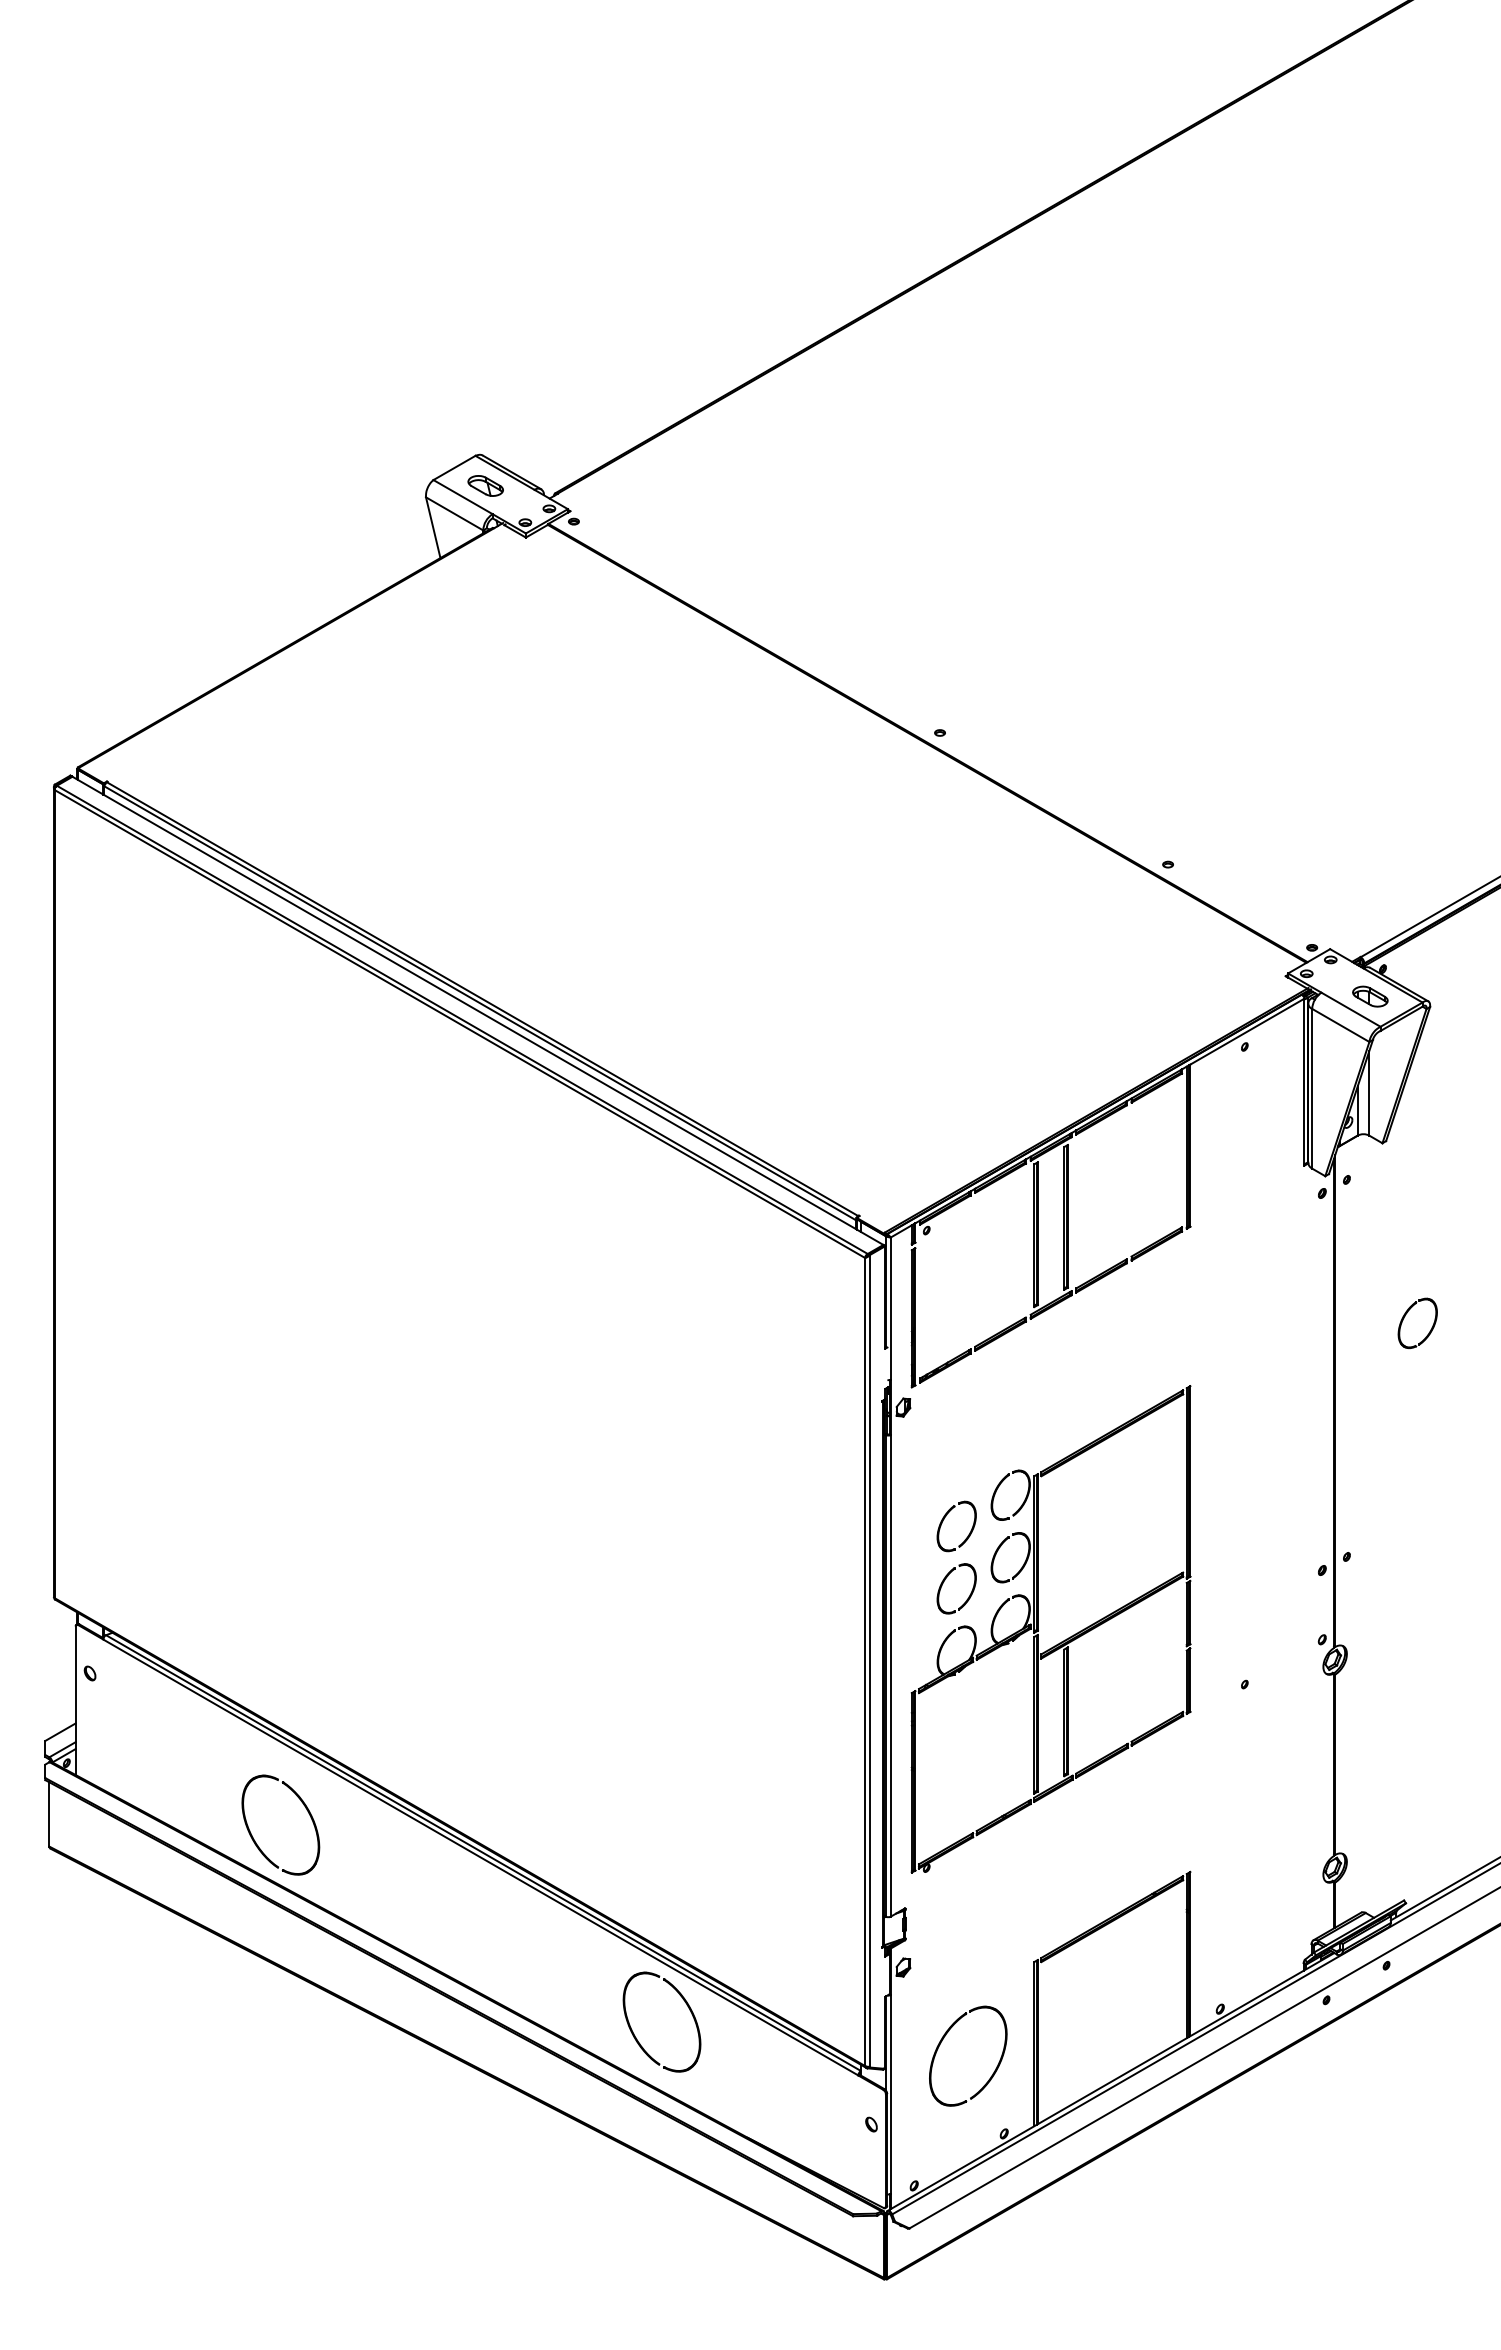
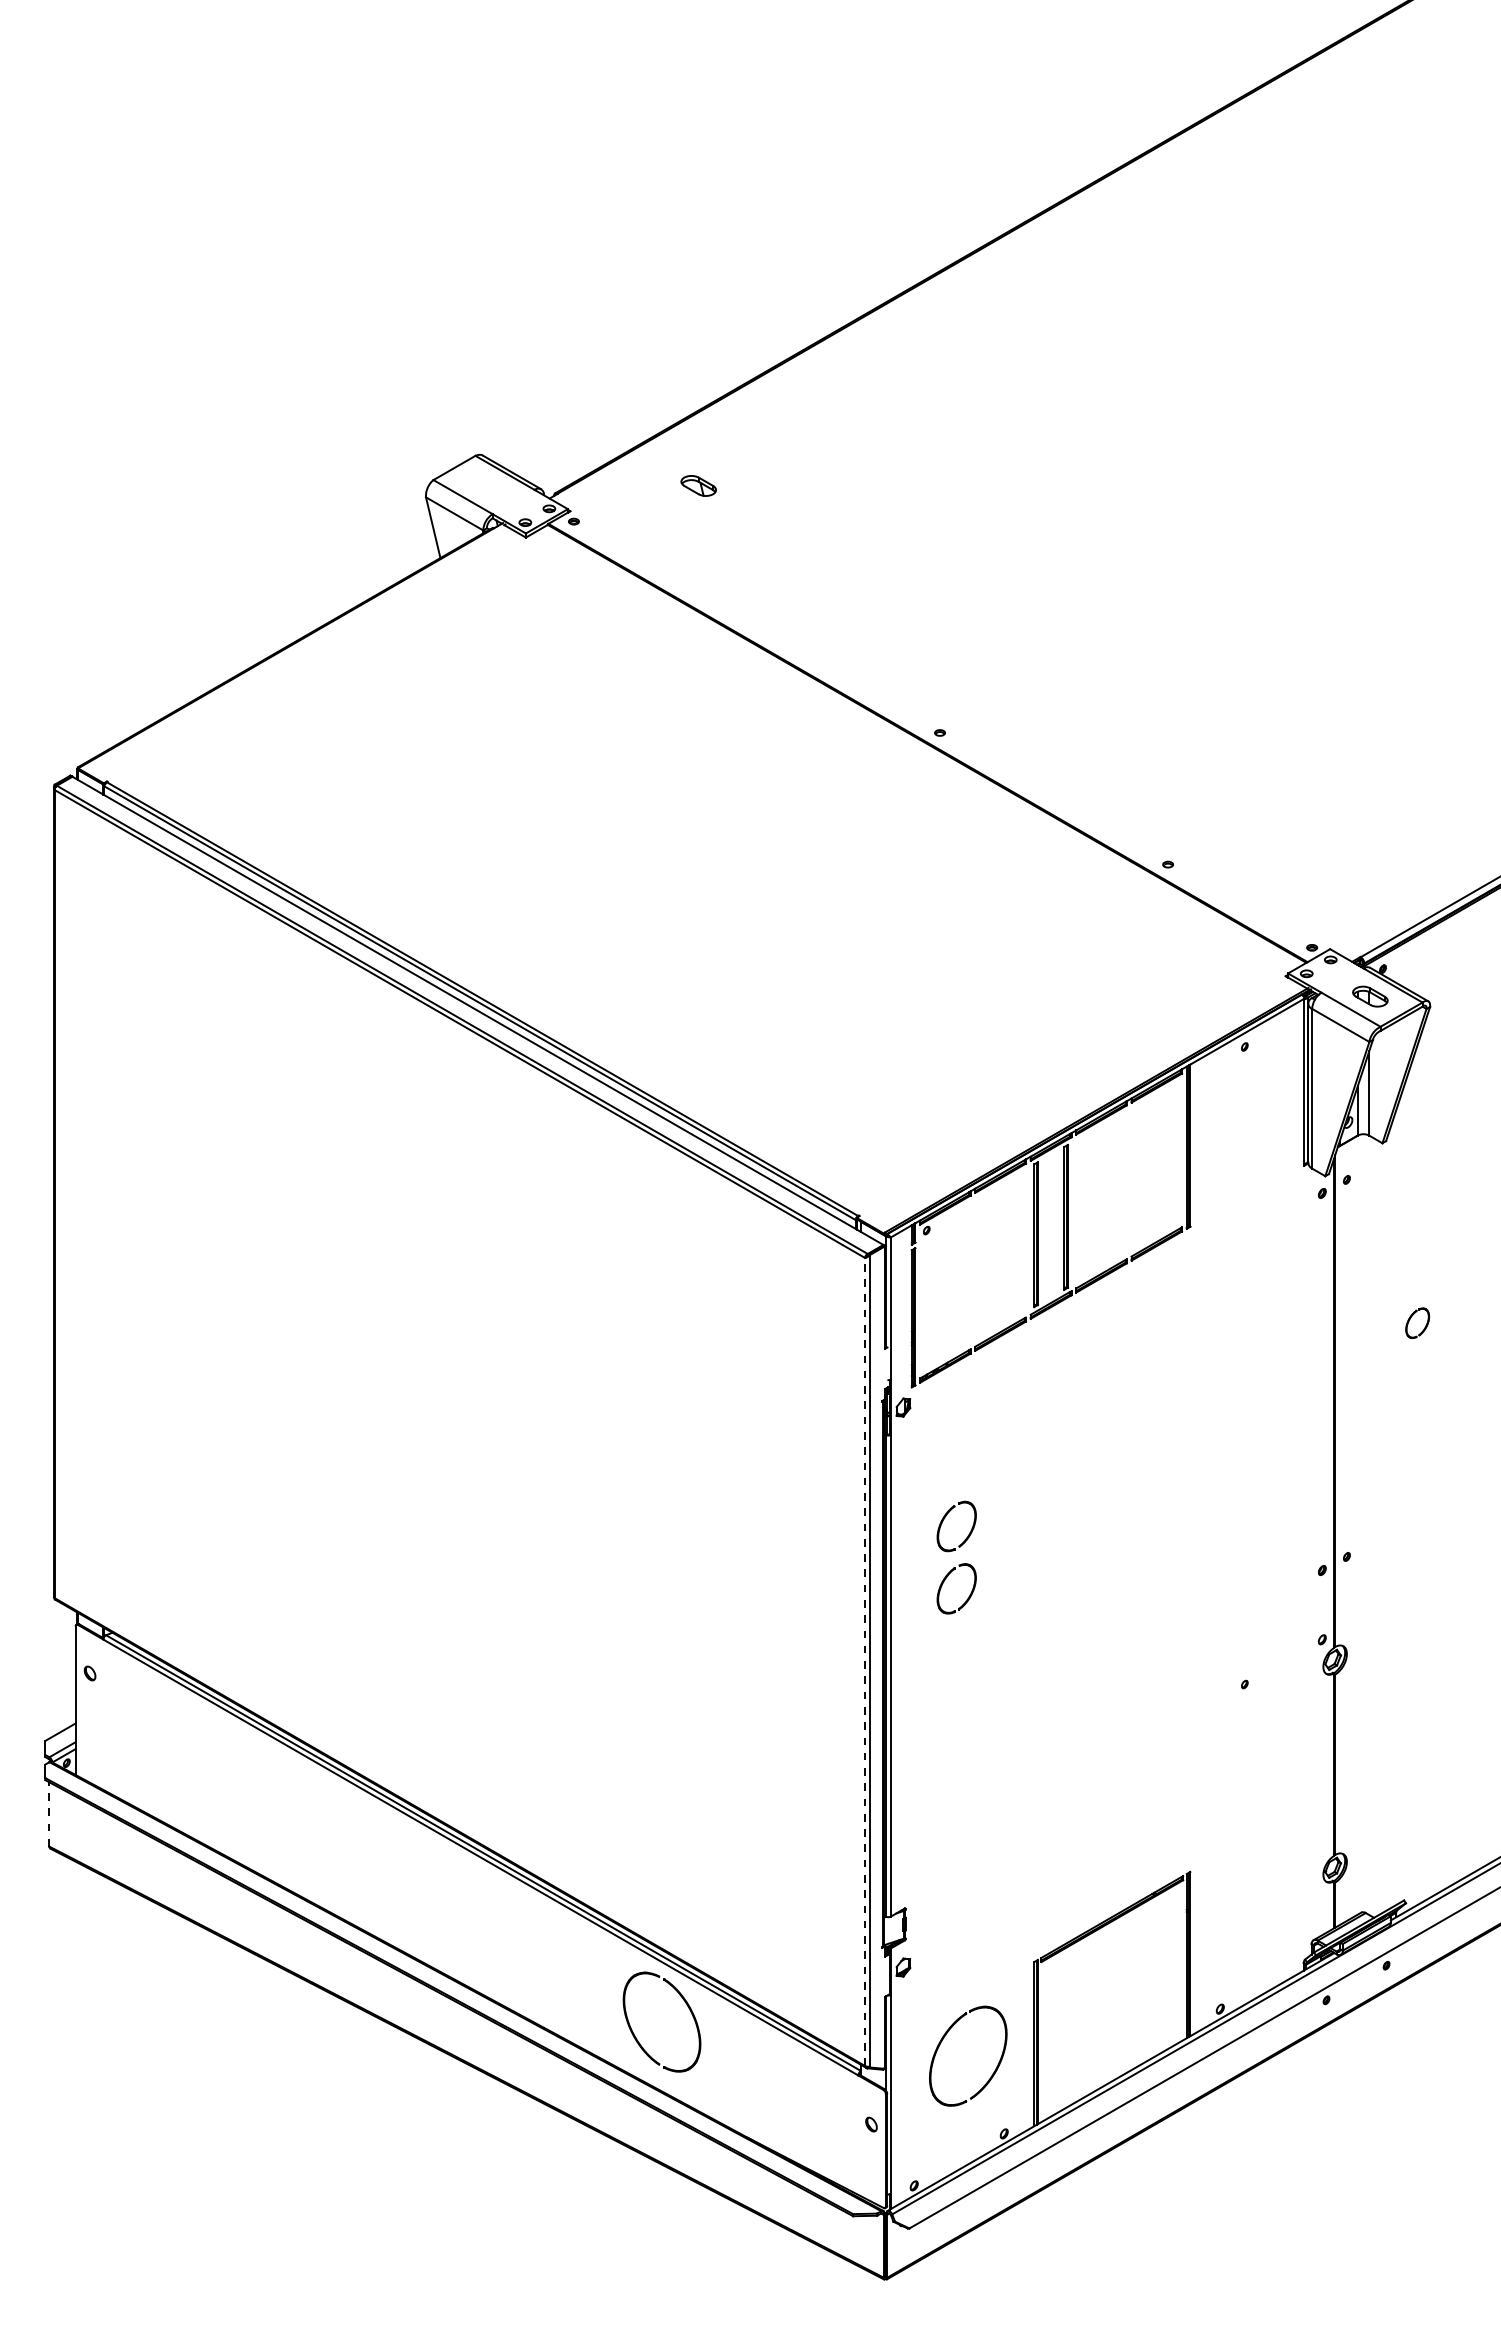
part position: (485, 485) -> (698, 485) (698, 485)
part size: 41x52 px -> 26x32 px (1417, 1322)
part: present -> none (1038, 1629)
line: solid -> dashed (865, 1661)
part: present -> none (306, 1810)
line: solid -> dashed (49, 1814)
